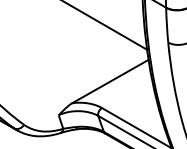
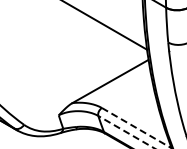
line: solid -> dashed (137, 128)
line: solid -> dashed (126, 132)
